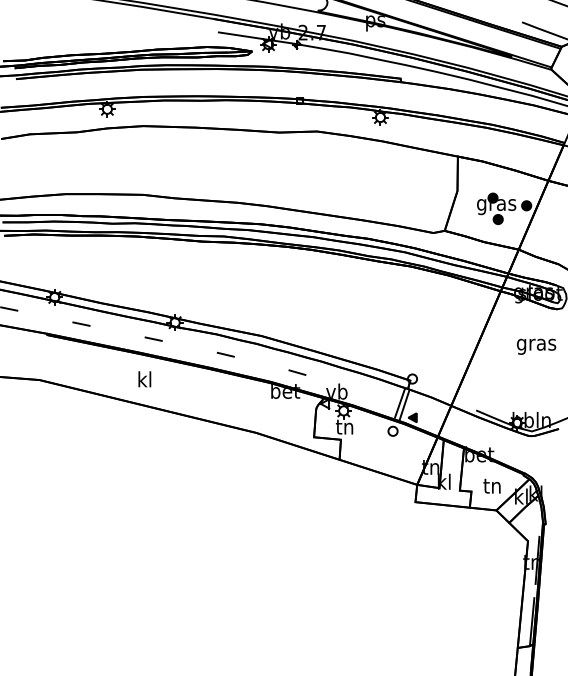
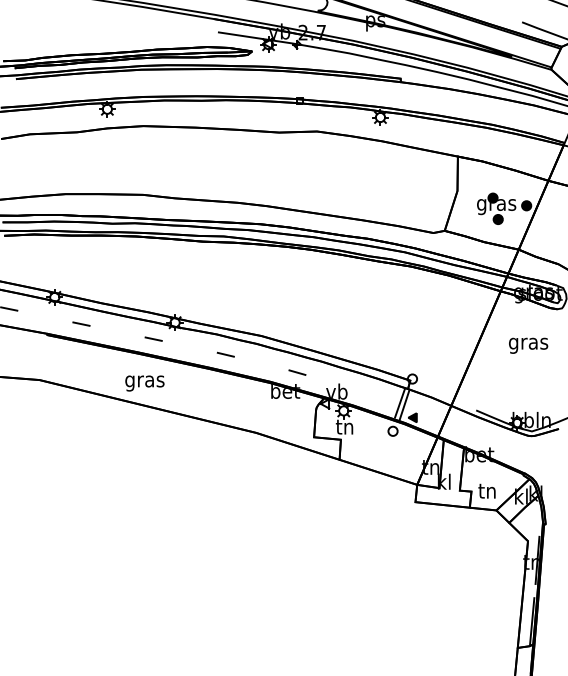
text position: (536, 346) -> (528, 345) (528, 345)
text: kl -> gras (144, 381)
text position: (491, 485) -> (486, 490) (486, 490)
